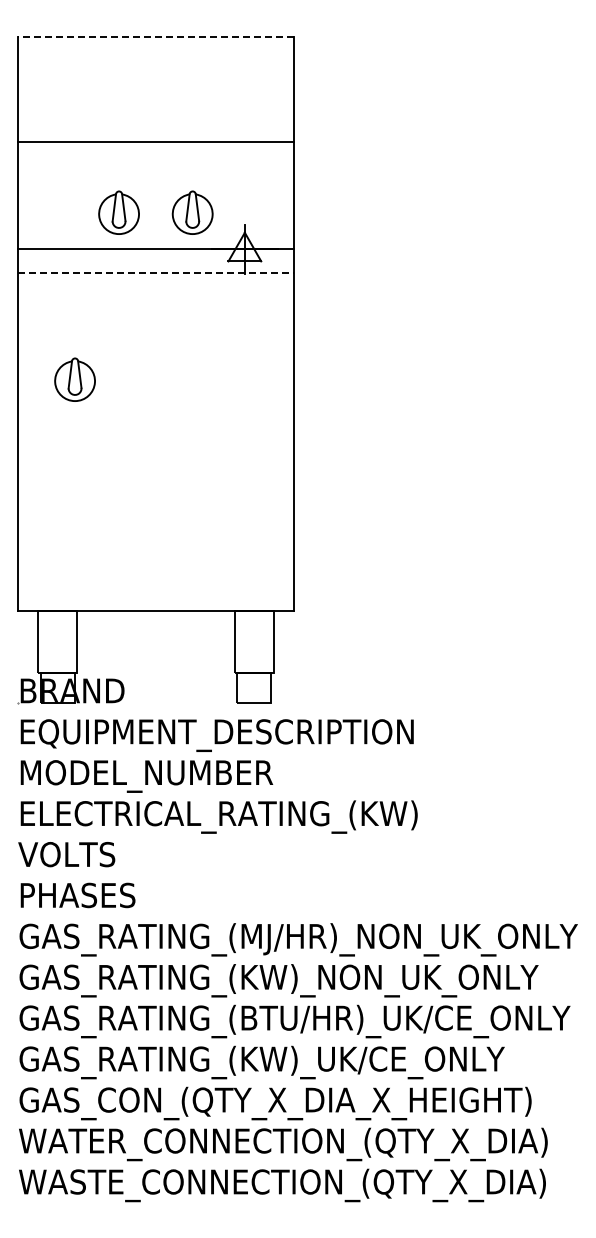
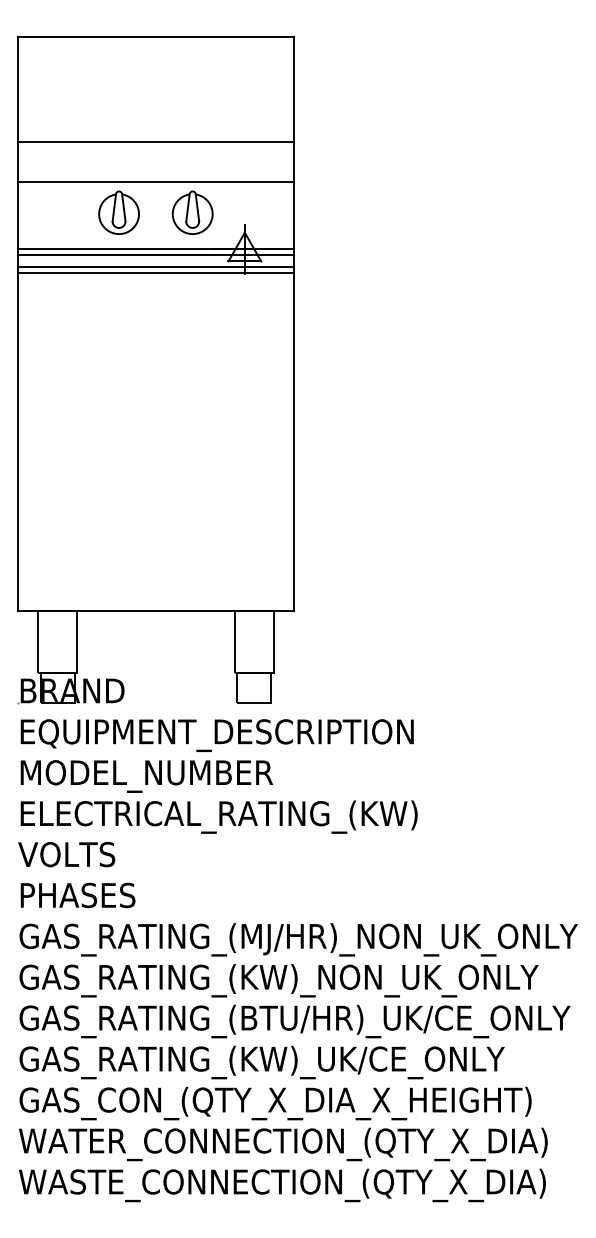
line: dashed -> solid (155, 37)
line: none -> present (155, 181)
line: none -> present (155, 255)
line: none -> present (155, 267)
line: dashed -> solid (156, 273)
part: present -> none (74, 379)
